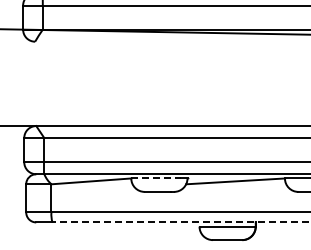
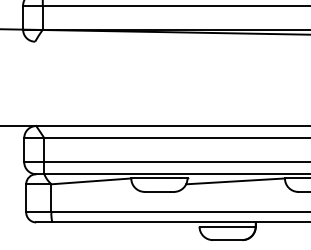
line: dashed -> solid (156, 178)
line: dashed -> solid (181, 222)
